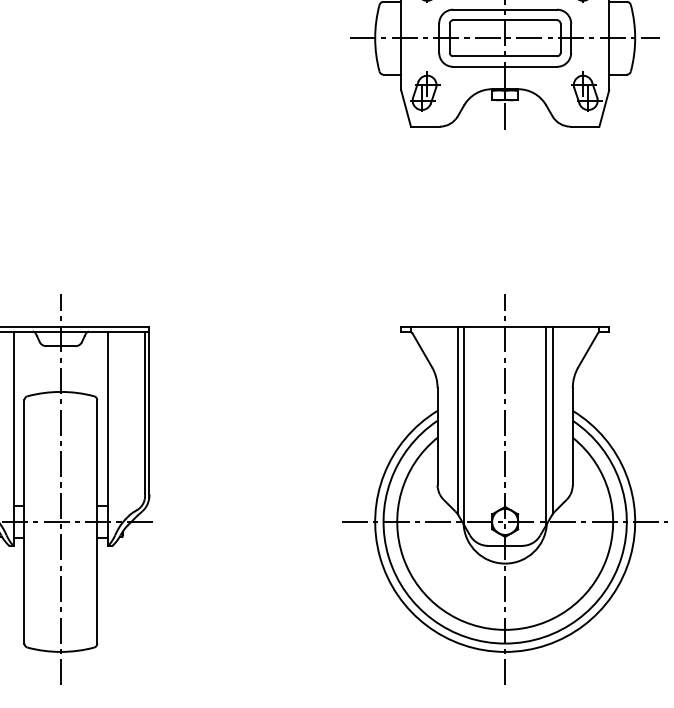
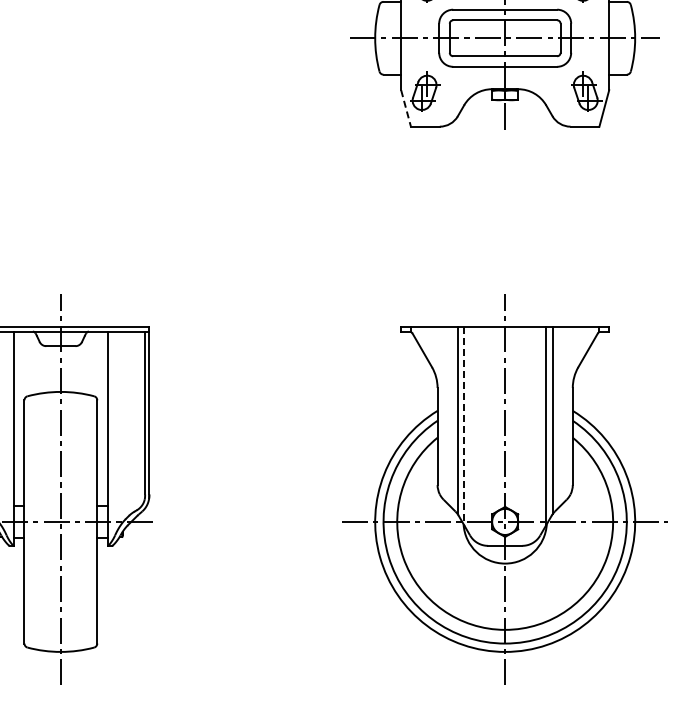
line: solid -> dashed (406, 108)
line: solid -> dashed (464, 426)
